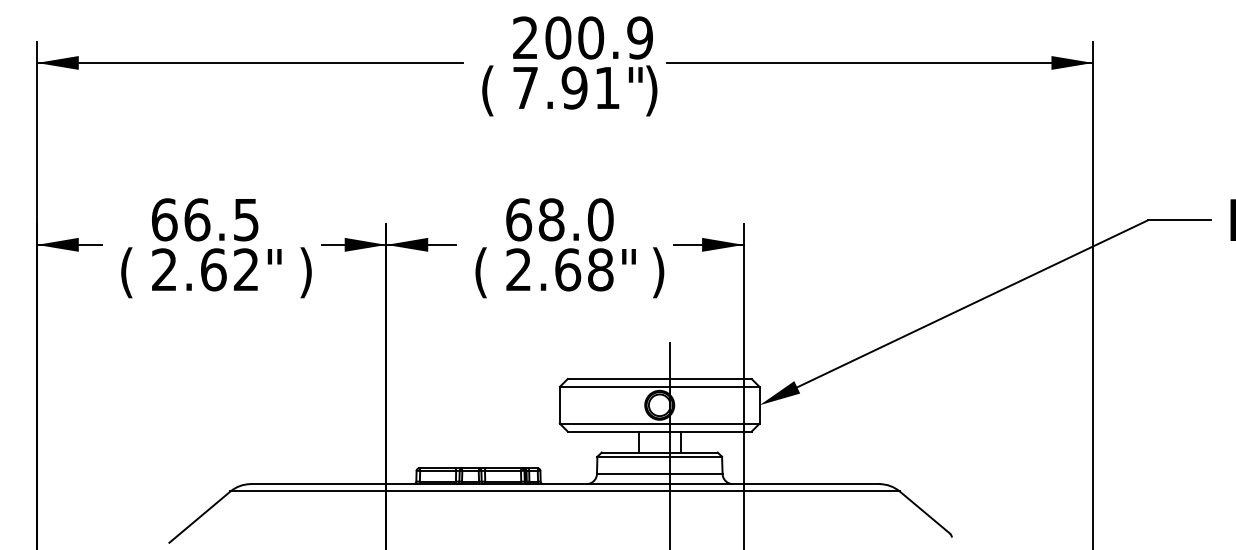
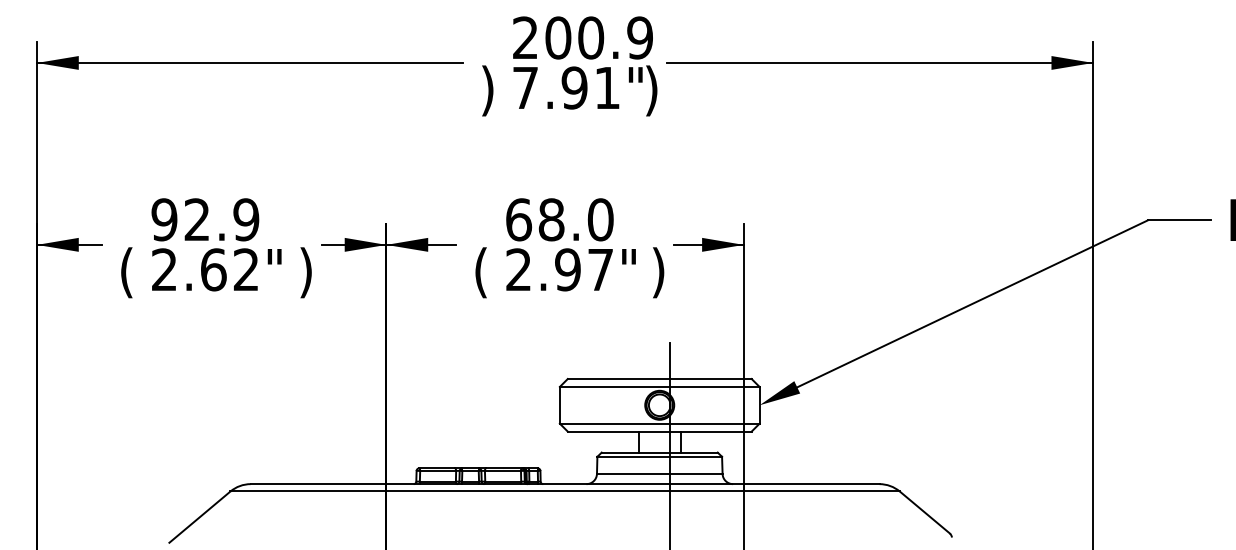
text: ( -> ) (487, 90)
text: 66.5 -> 92.9 (205, 219)
text: 2.68" -> 2.97" (584, 269)
